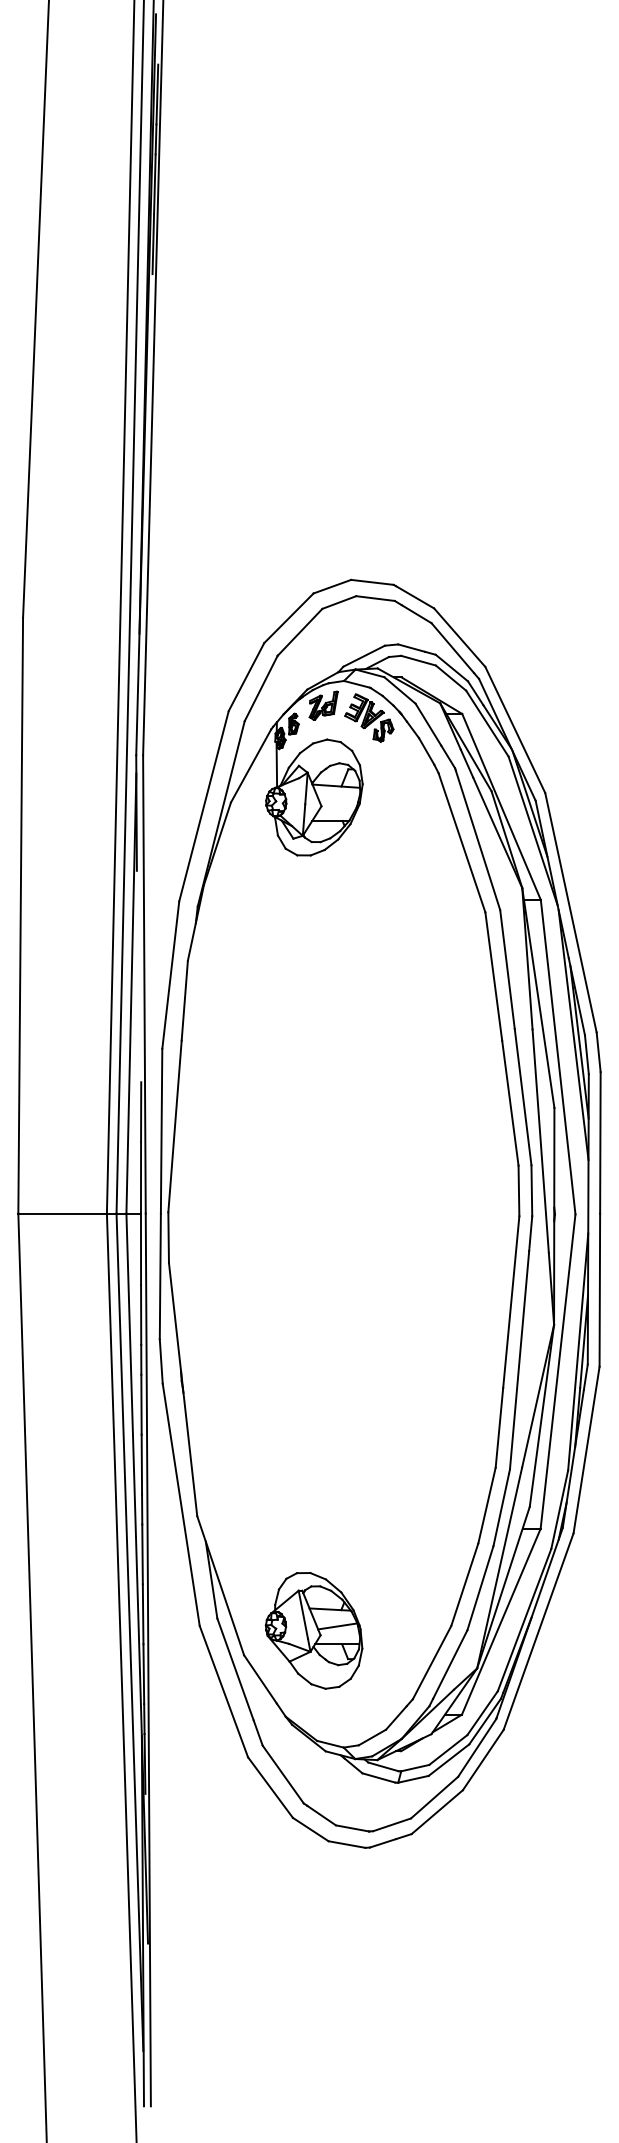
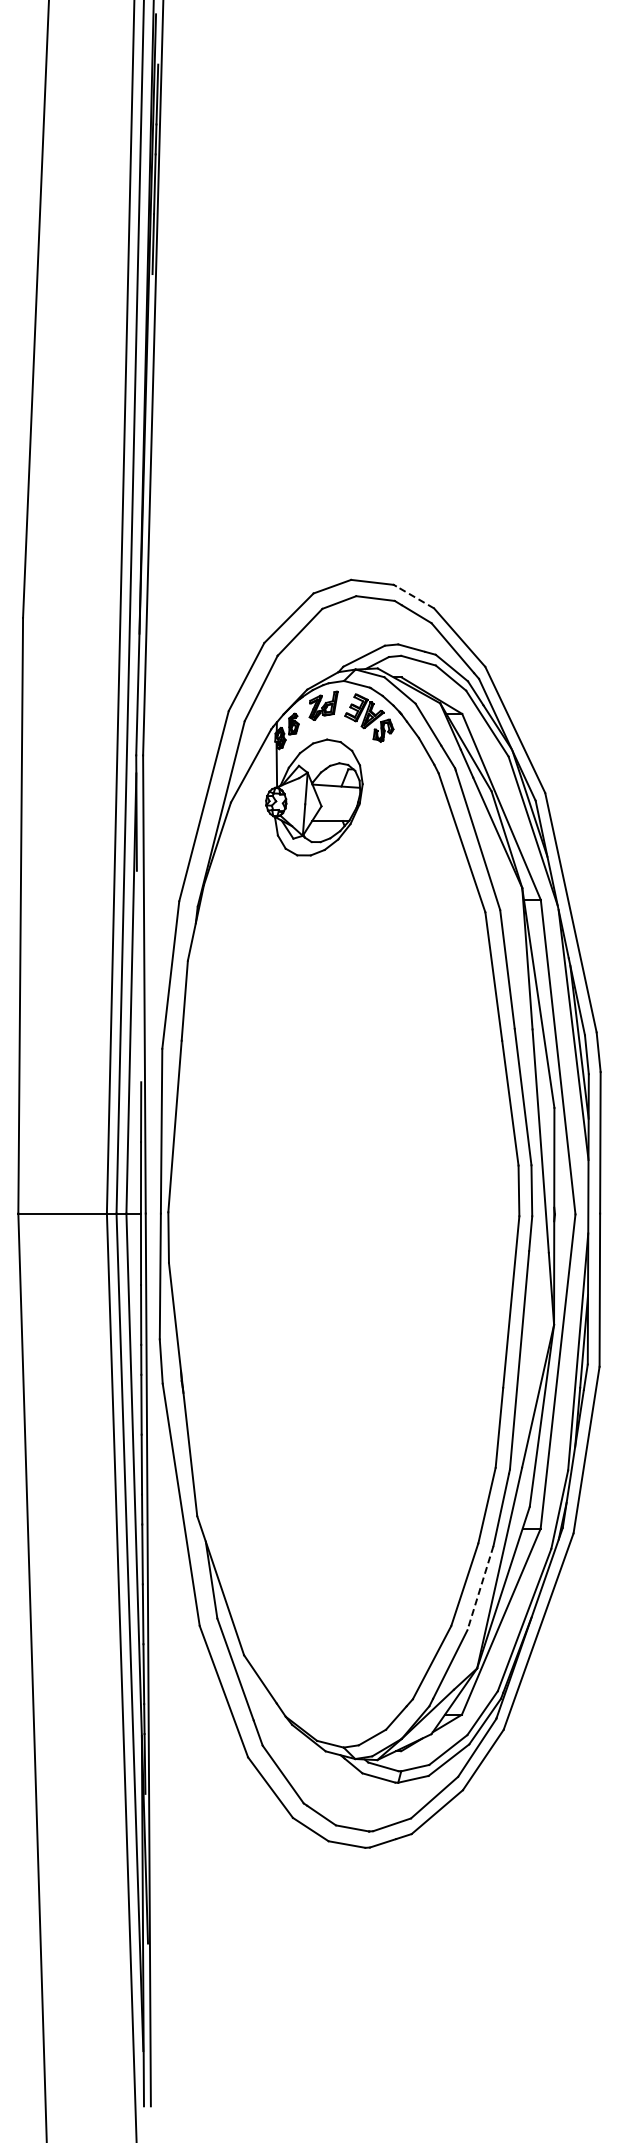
line: solid -> dashed (414, 597)
line: solid -> dashed (480, 1588)
part: present -> none (313, 1630)
